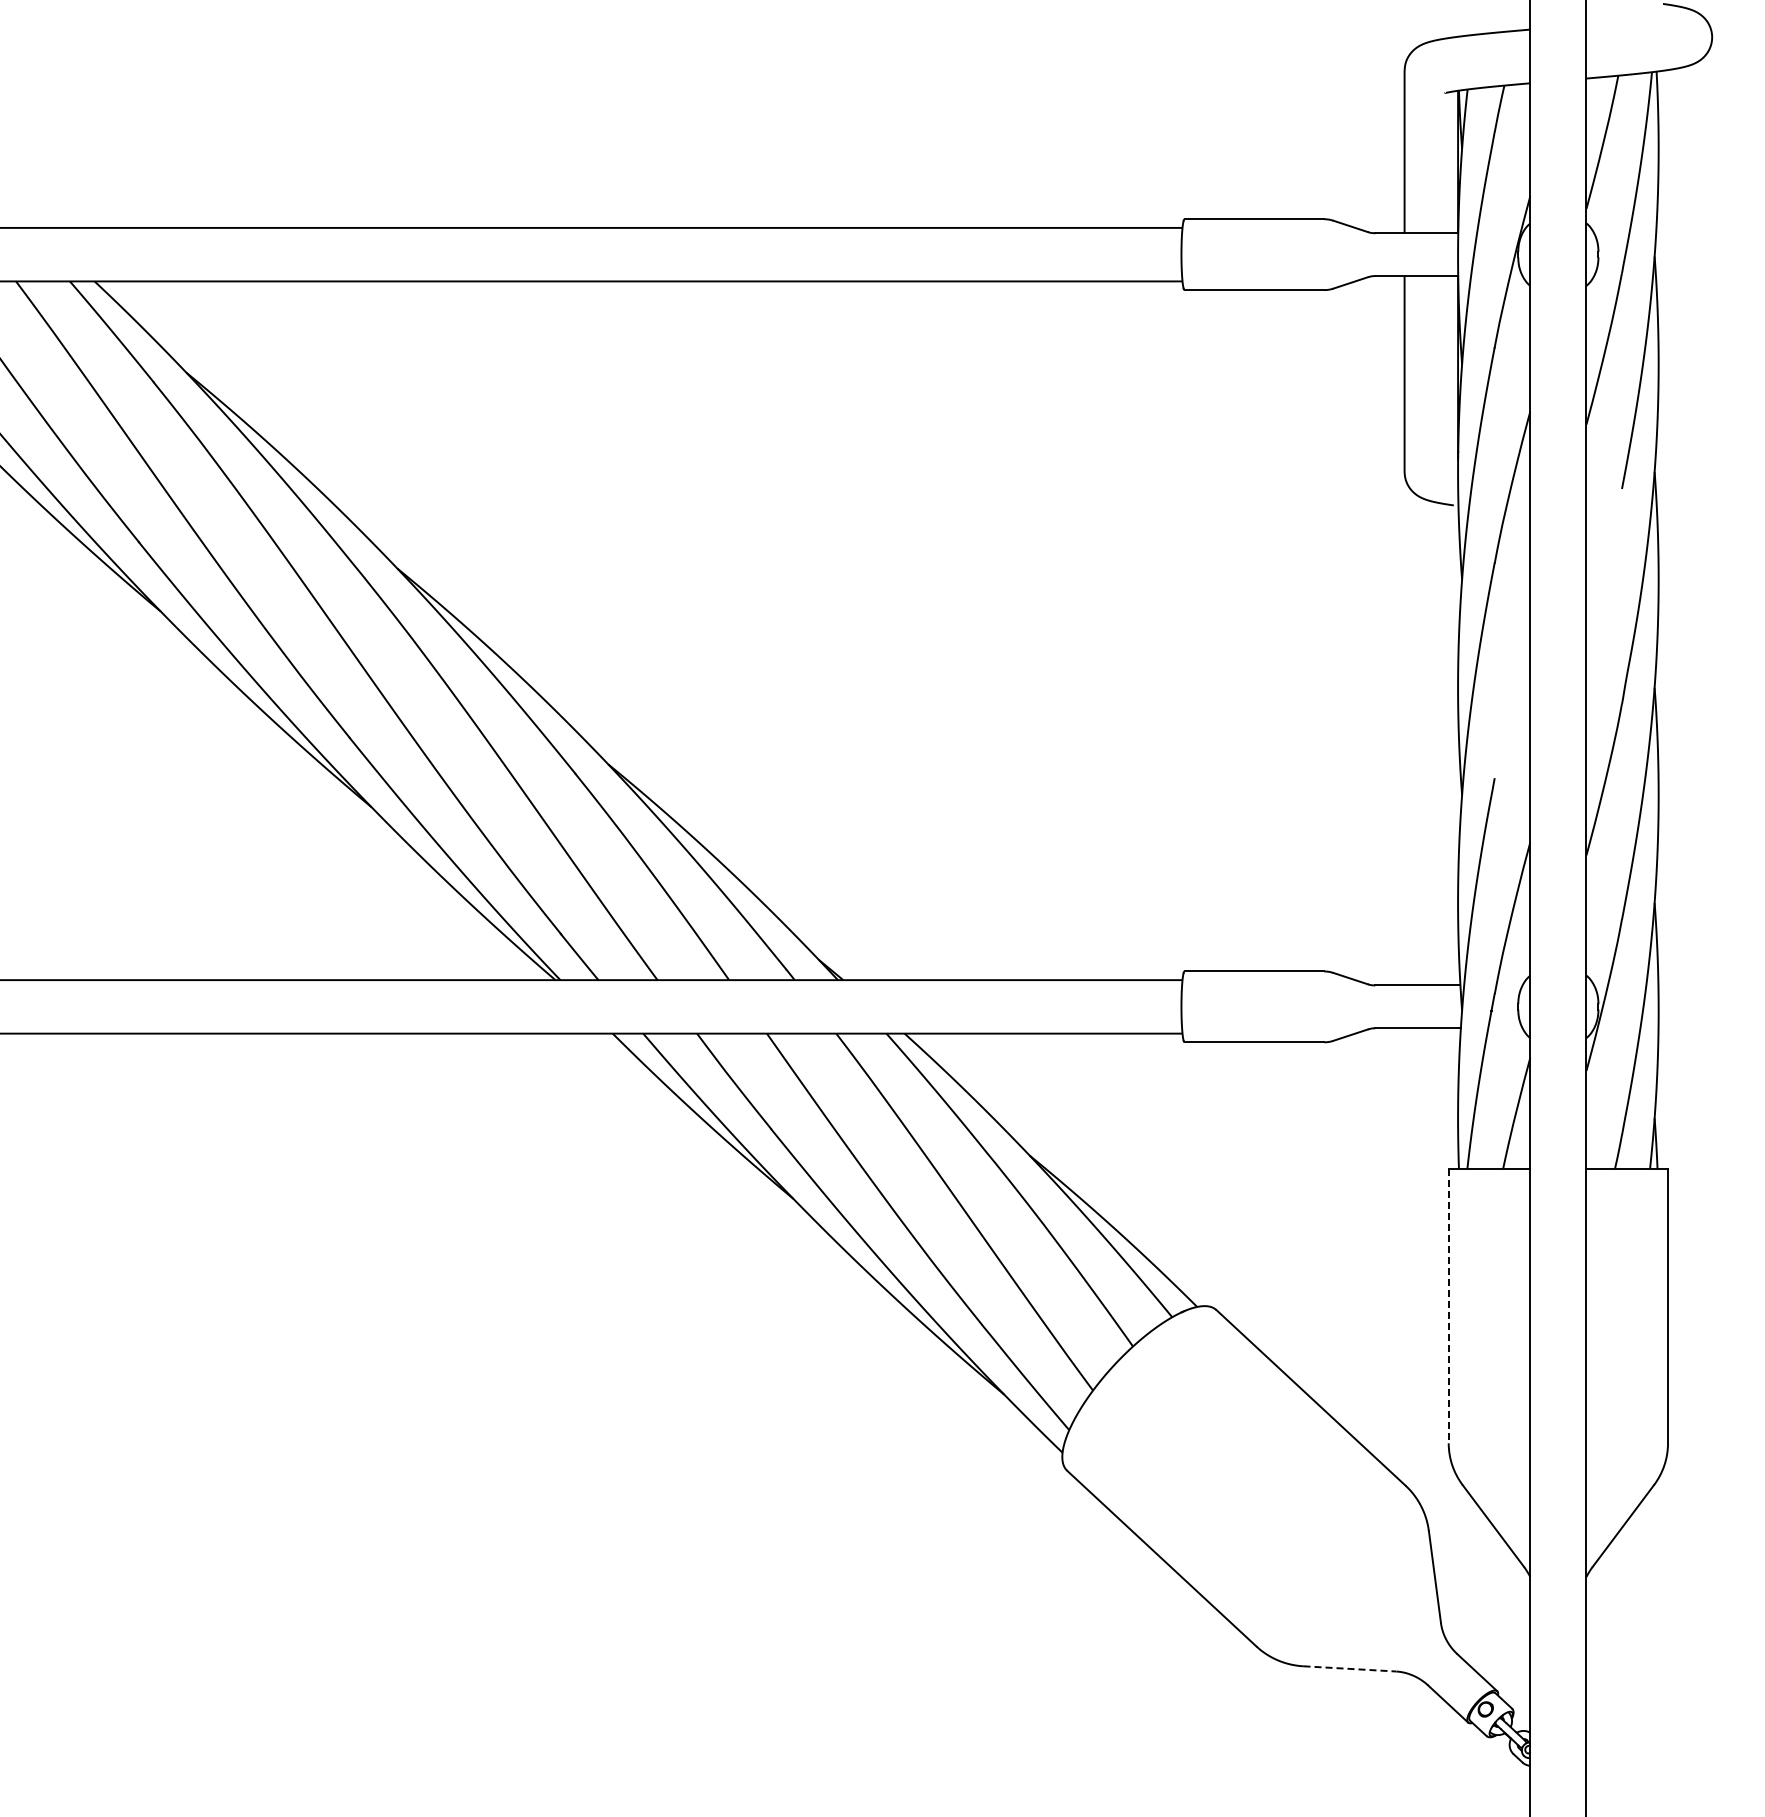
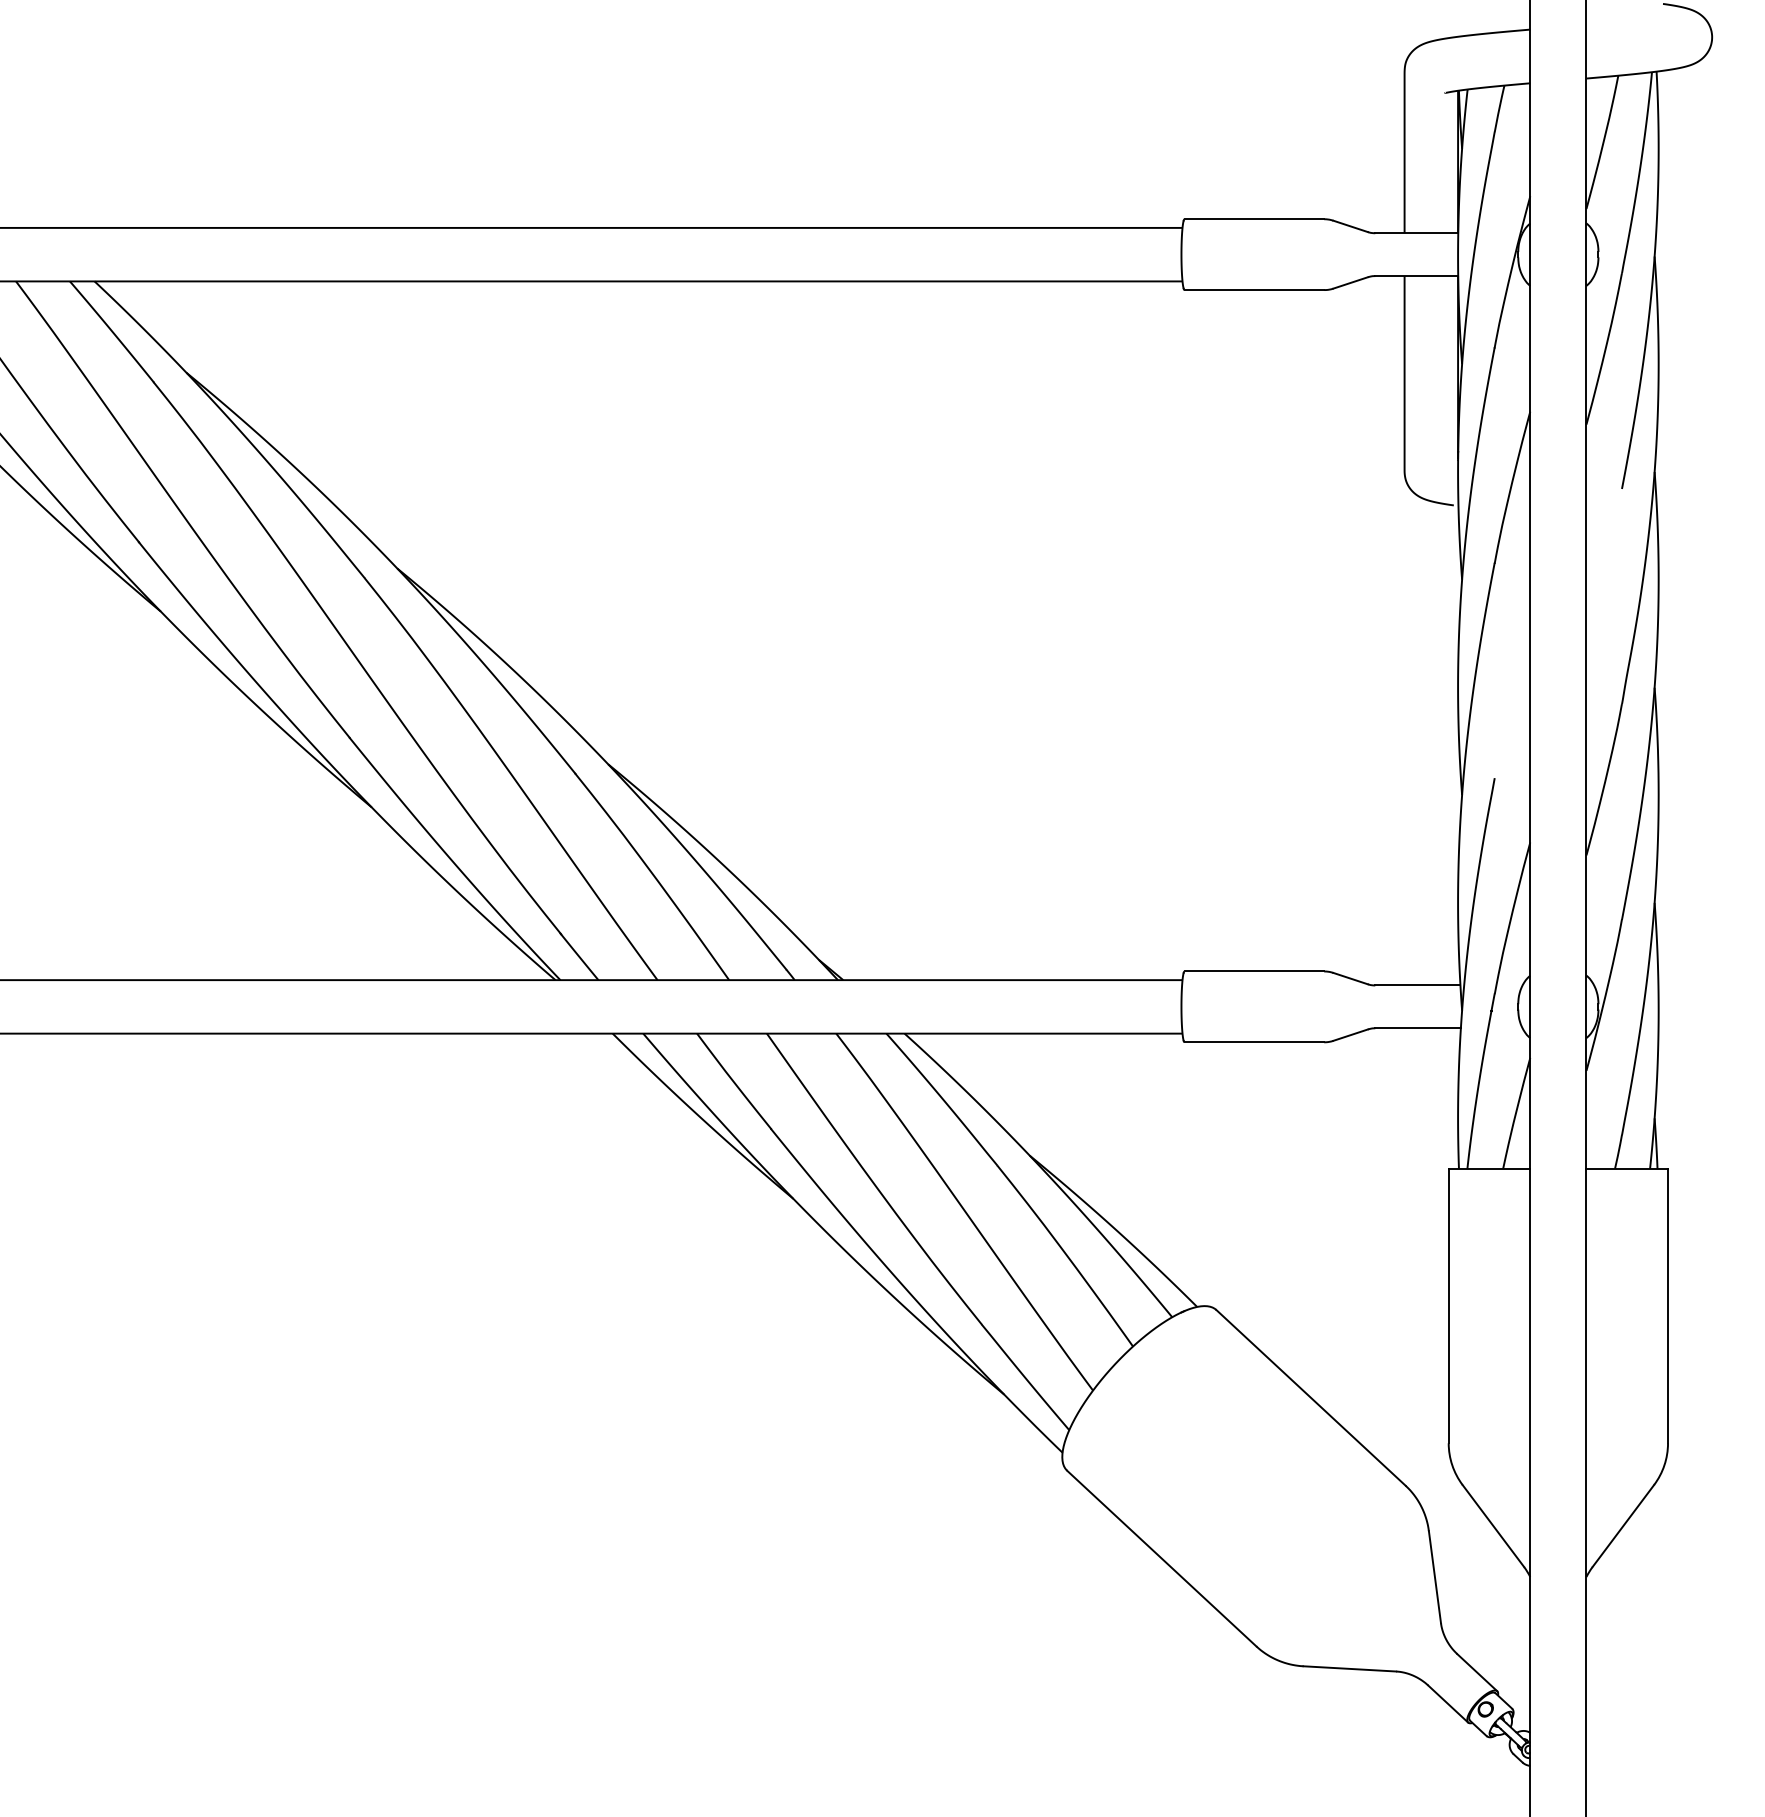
line: dashed -> solid (1448, 1306)
line: dashed -> solid (1350, 1668)
